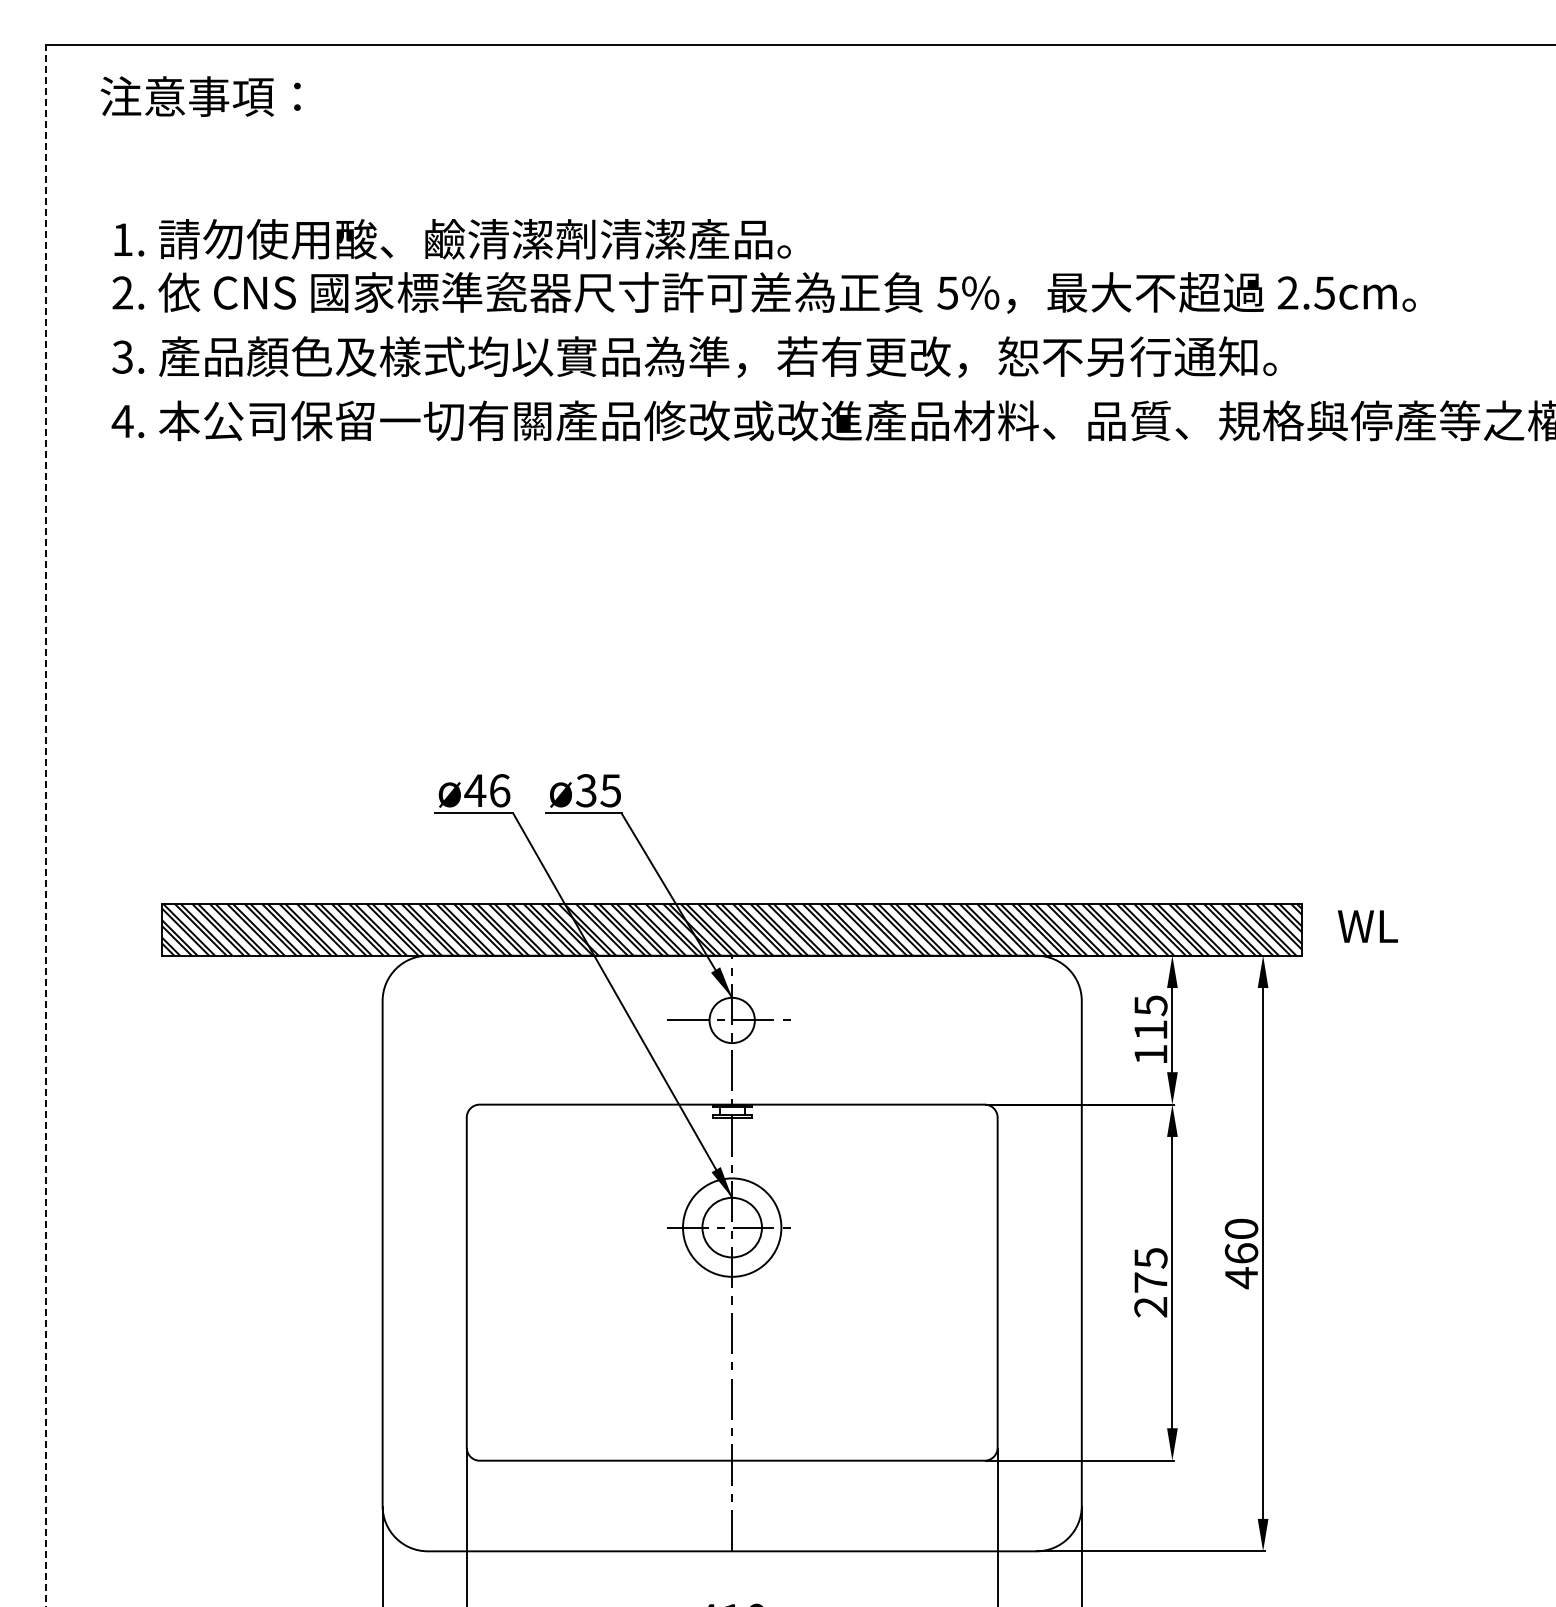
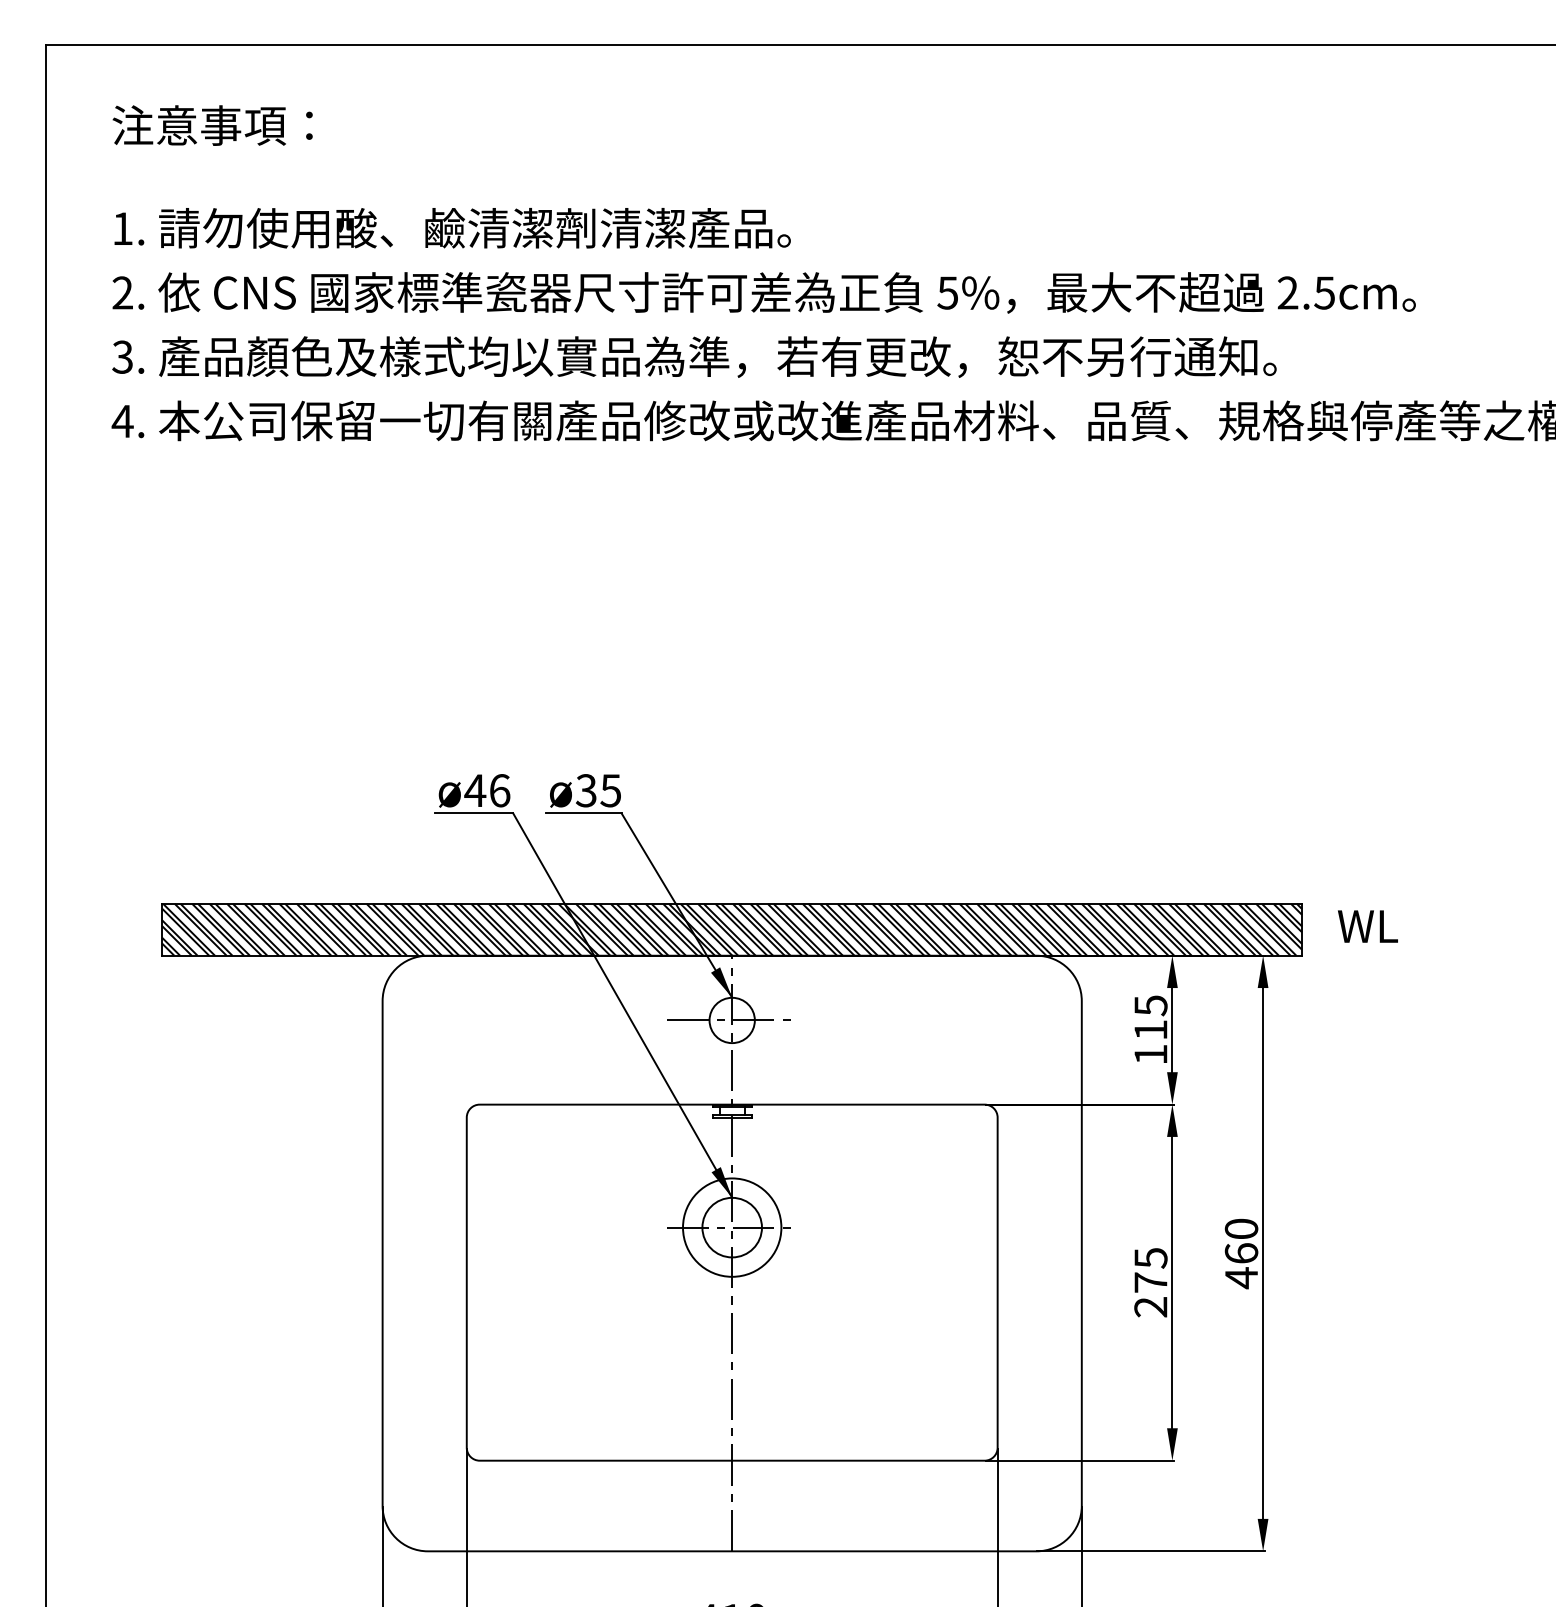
text position: (200, 96) -> (212, 125) (212, 125)
text position: (452, 239) -> (452, 228) (452, 228)
line: dashed -> solid (45, 826)
